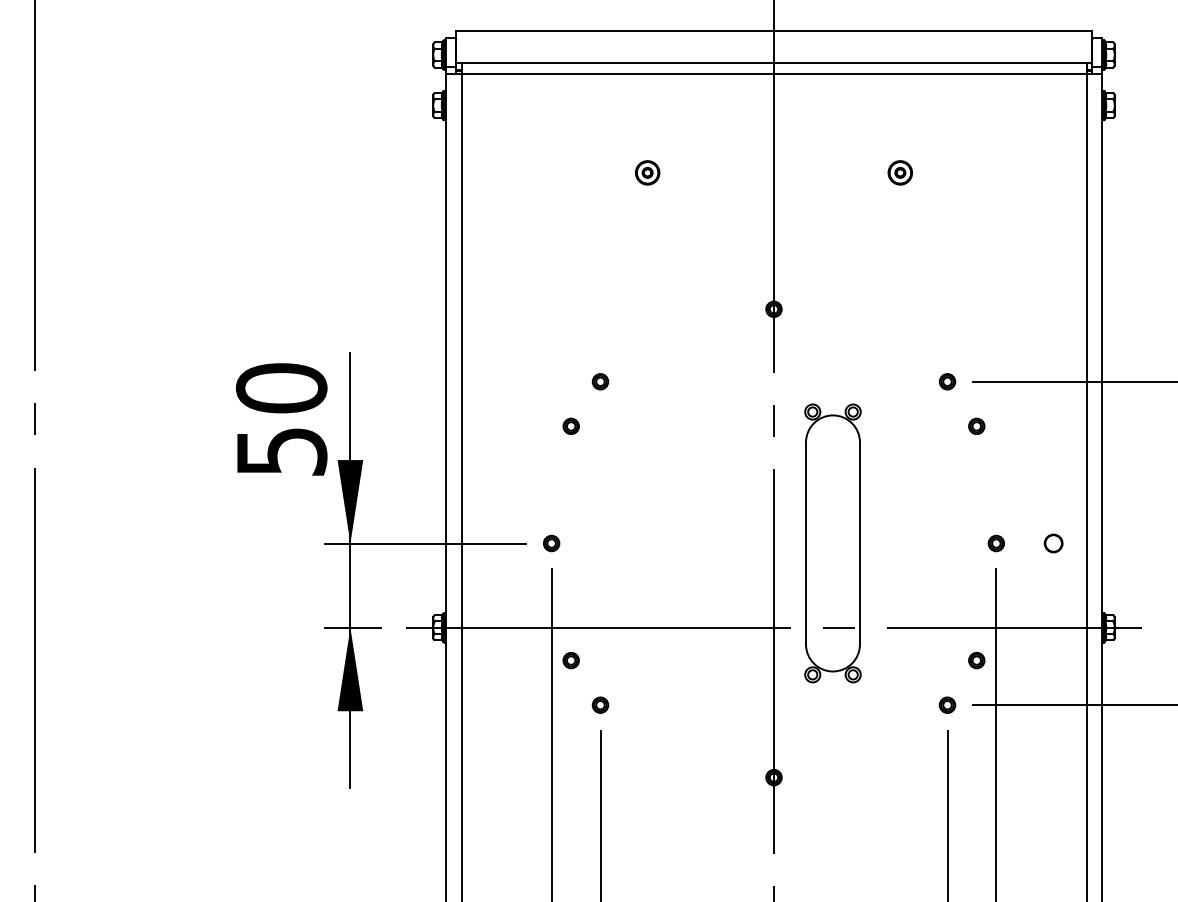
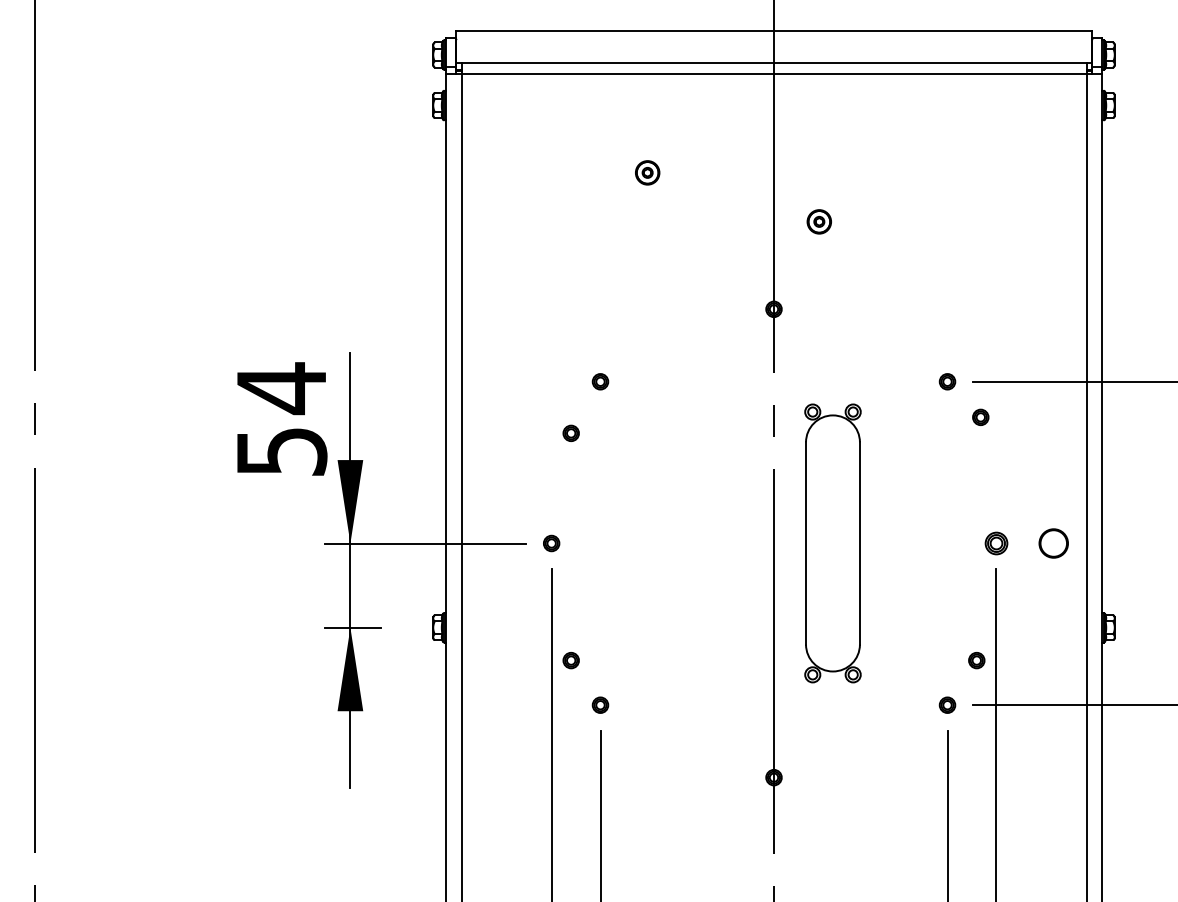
part position: (899, 172) -> (818, 221) (818, 221)
text: 50 -> 54 (281, 388)
part position: (570, 425) -> (570, 432) (570, 432)
part position: (976, 425) -> (980, 416) (980, 416)
part size: 18x19 px -> 25x25 px (996, 543)
part size: 21x21 px -> 31x31 px (1053, 543)
line: present -> none (773, 627)
